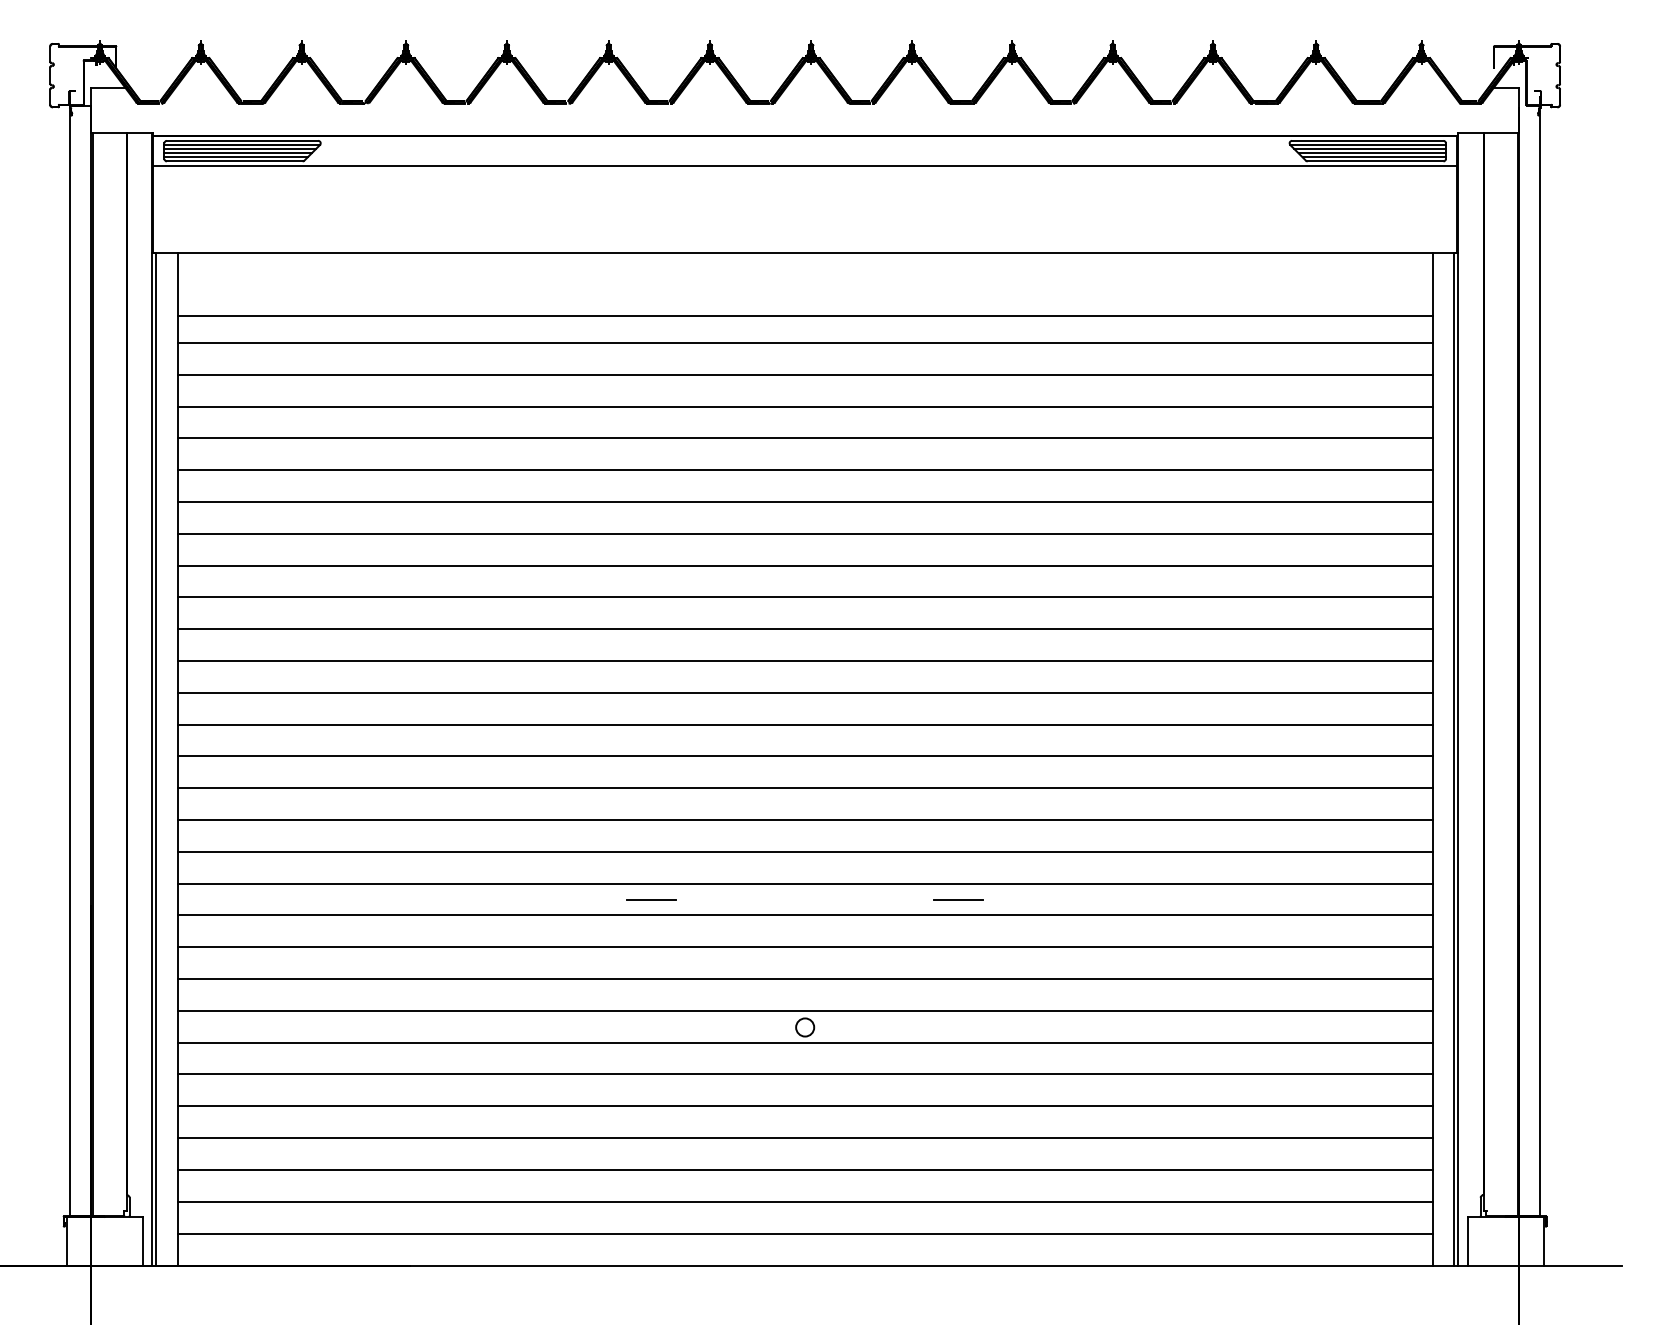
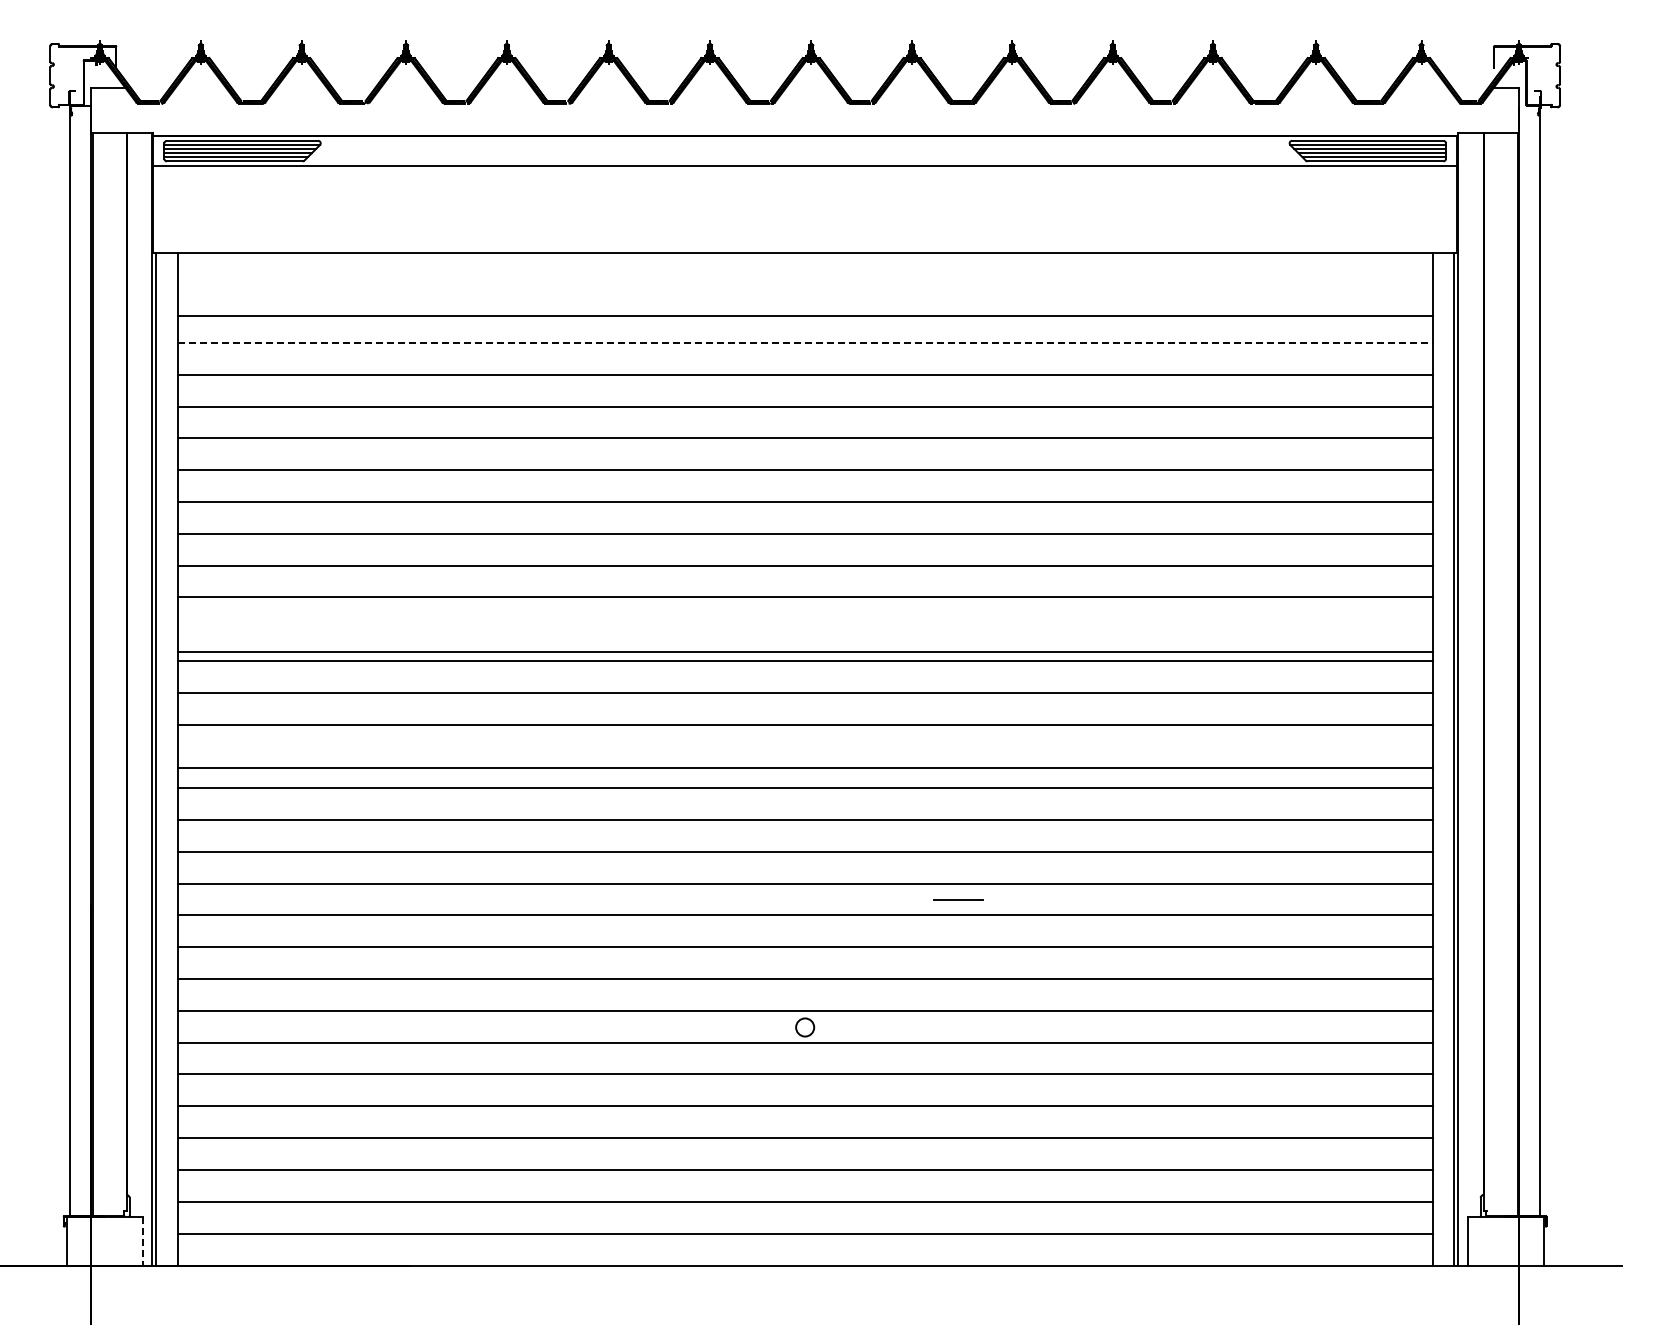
line: solid -> dashed (805, 342)
line position: (804, 629) -> (804, 652) (804, 652)
line position: (804, 756) -> (804, 768) (804, 768)
line: present -> none (651, 899)
line: solid -> dashed (142, 1242)
